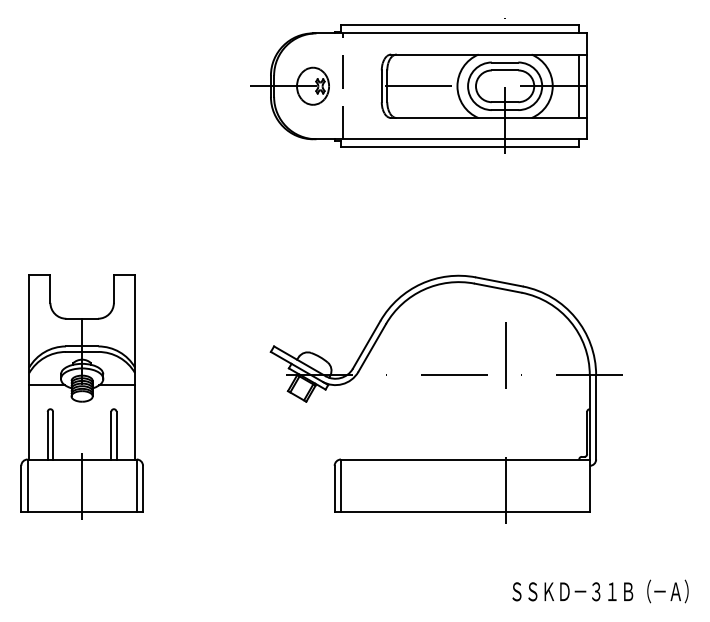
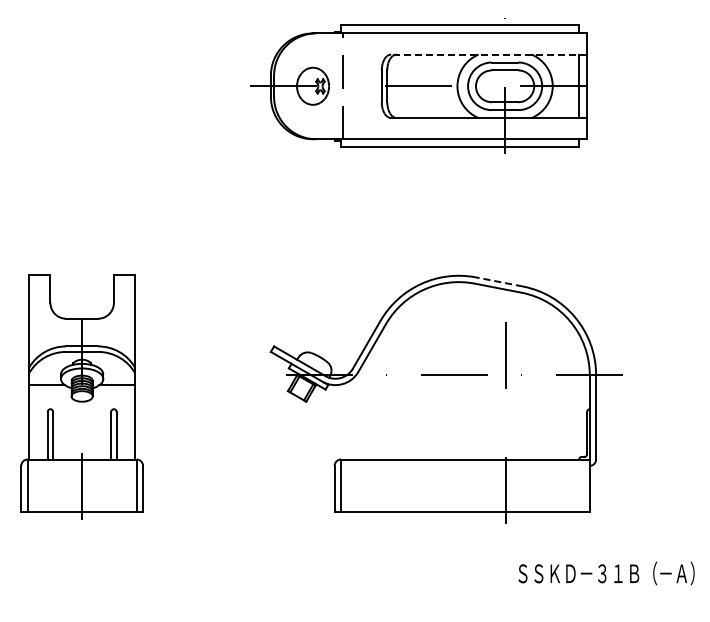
line: solid -> dashed (488, 54)
line: solid -> dashed (499, 281)
text position: (600, 591) -> (606, 573) (606, 573)
